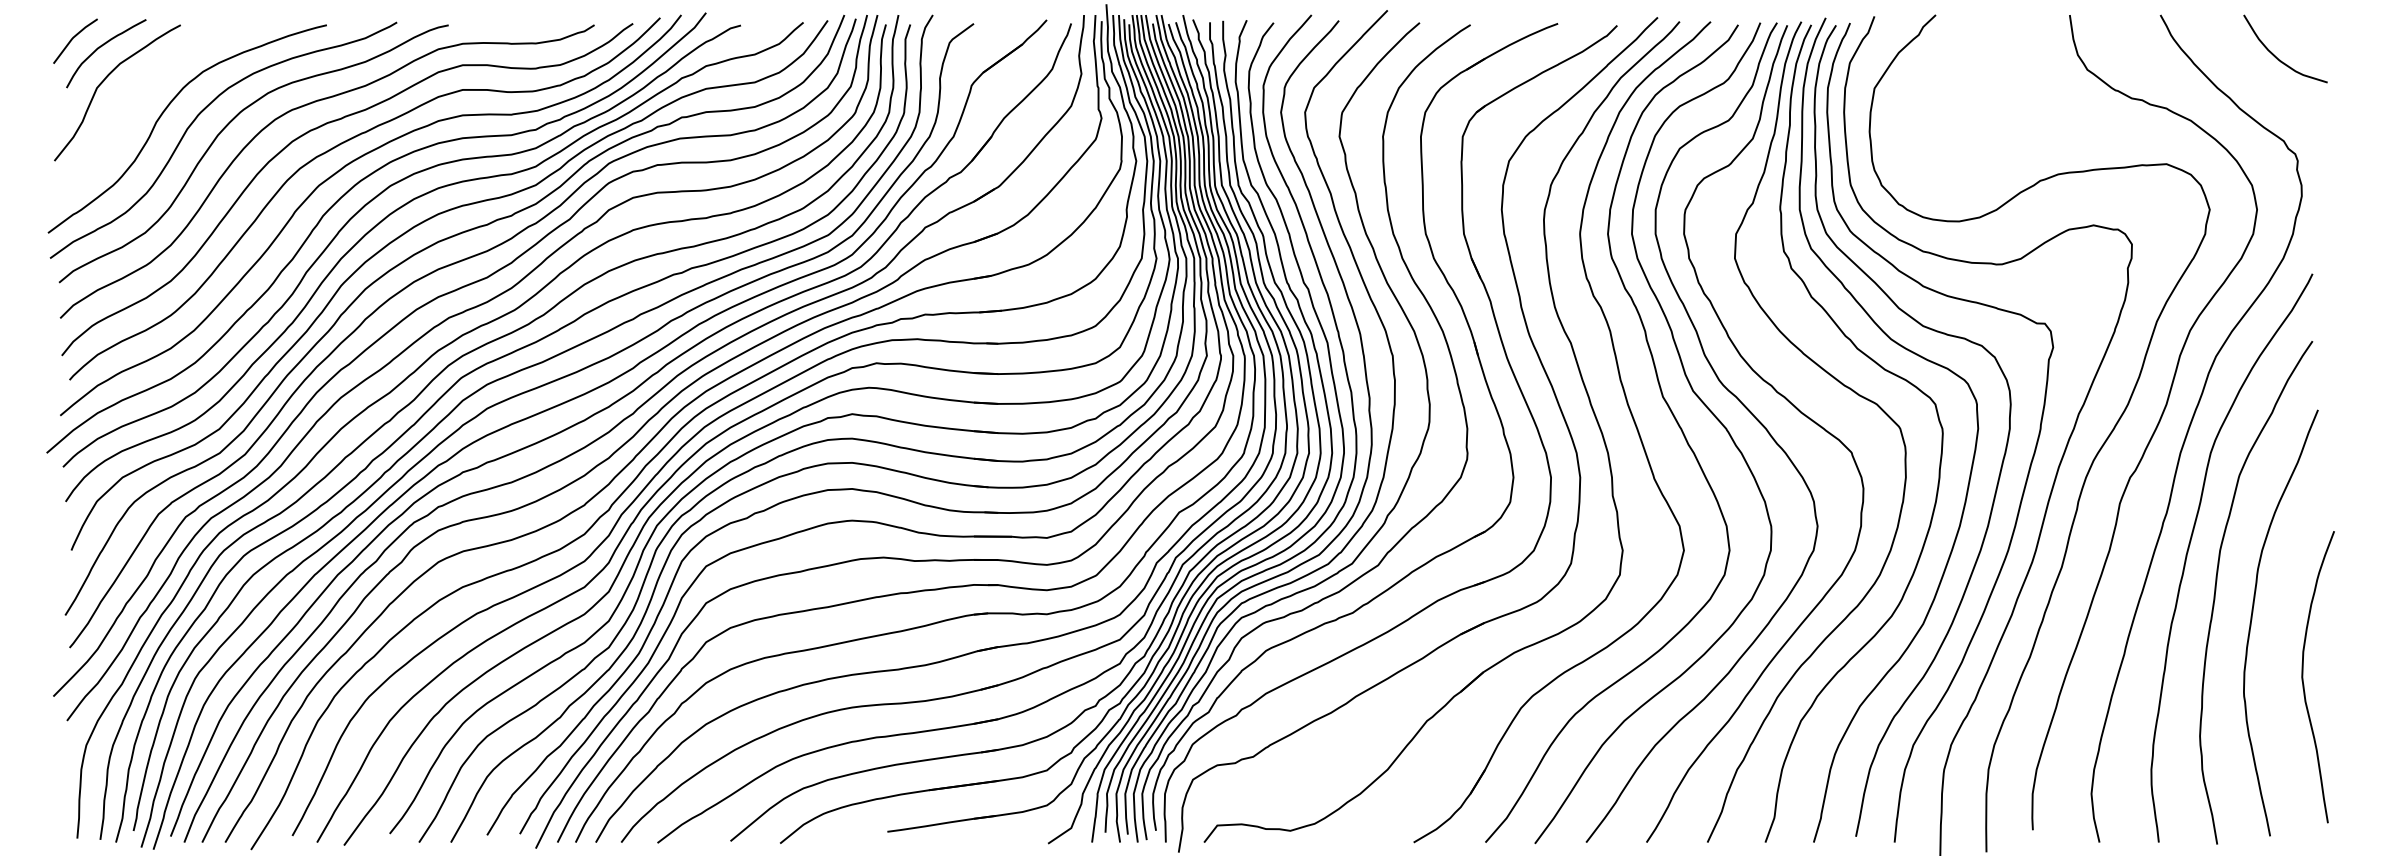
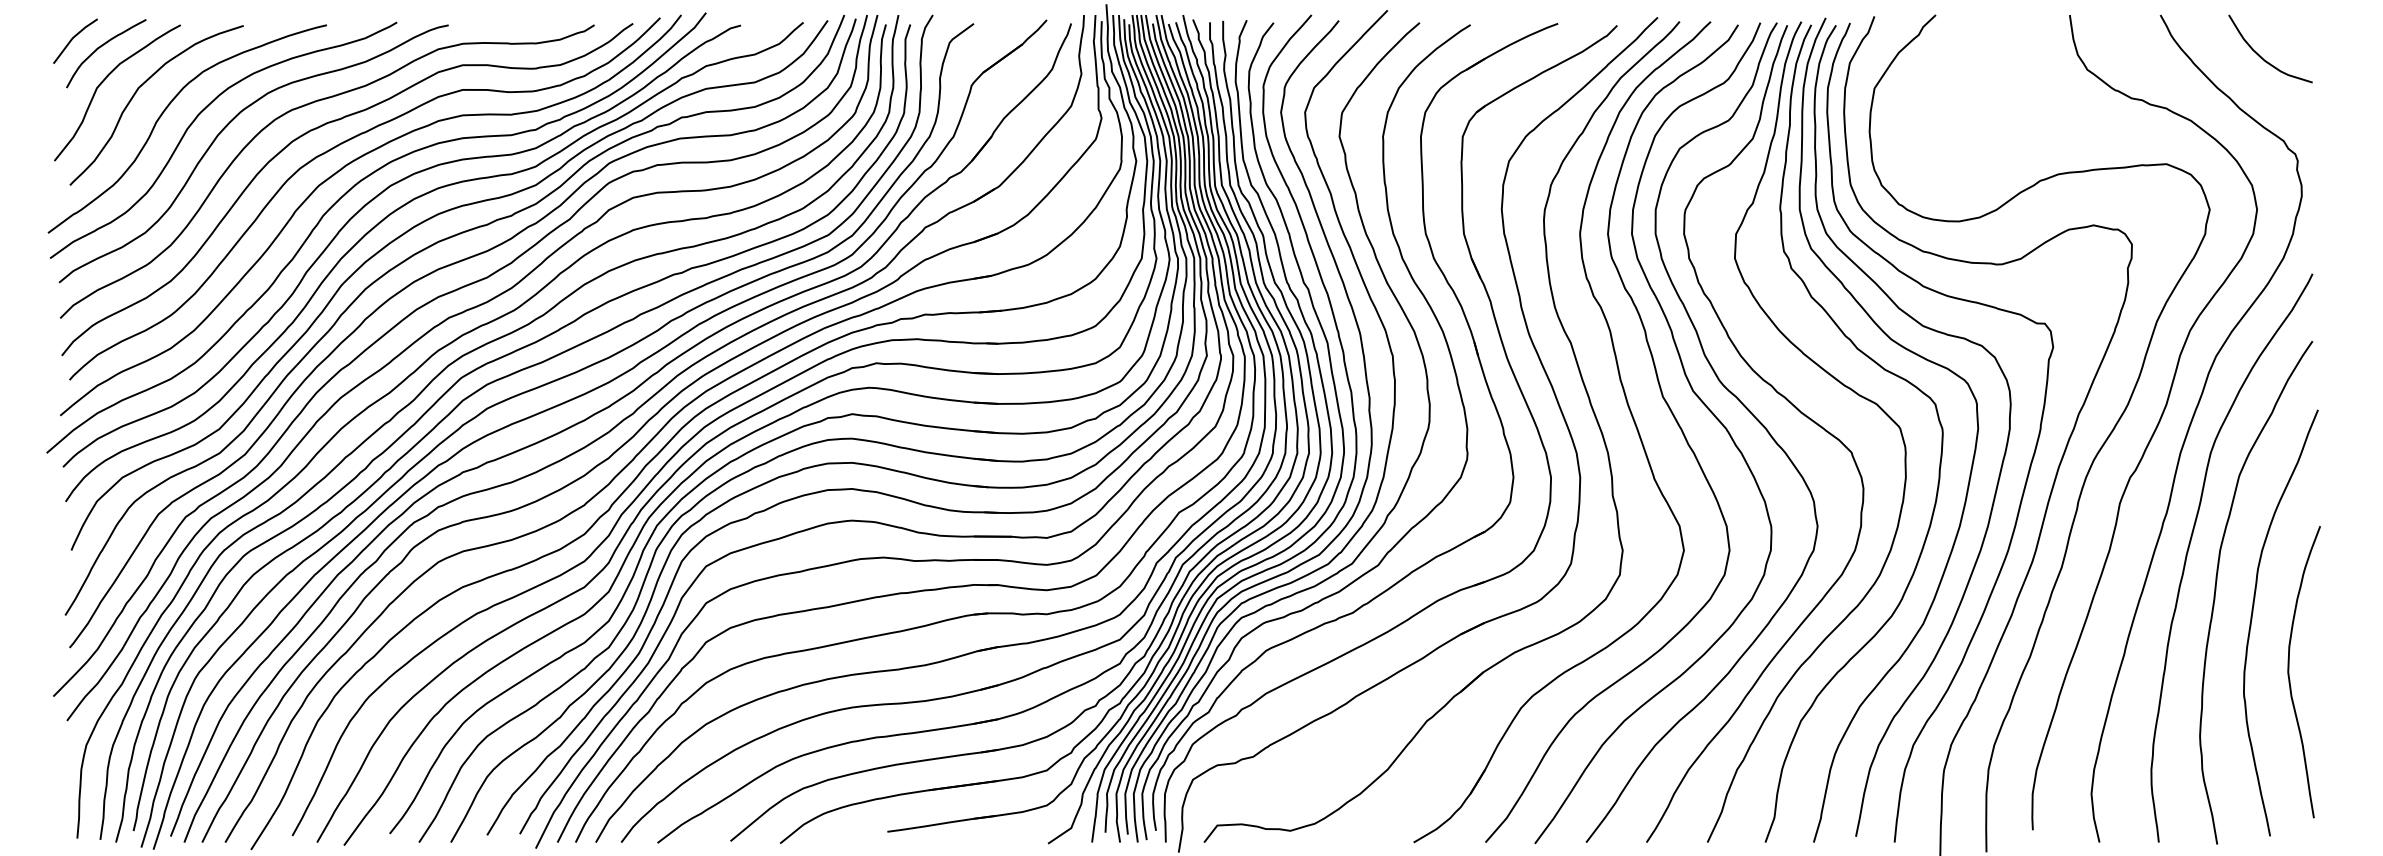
curve position: (2276, 56) -> (2261, 56) (2261, 56)
curve: none -> present (136, 93)
curve position: (2303, 677) -> (2289, 672) (2289, 672)
